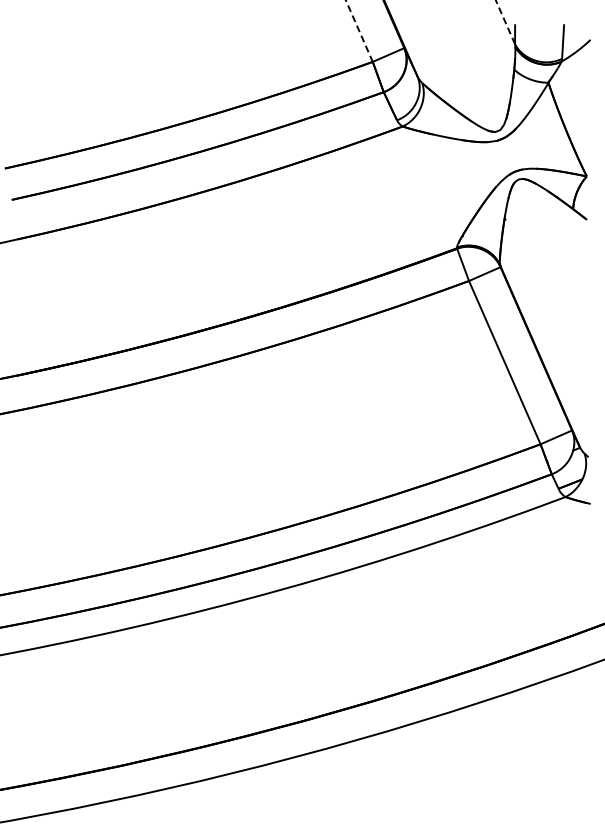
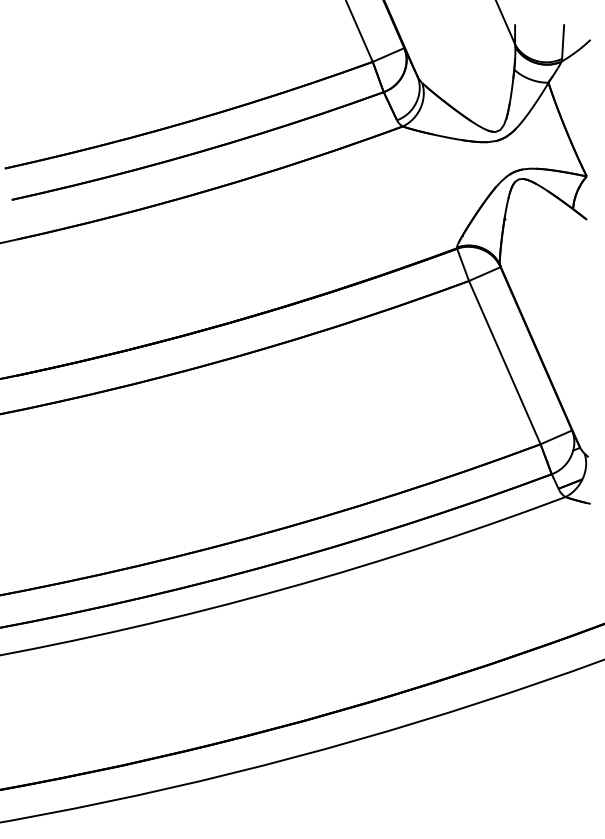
line: dashed -> solid (505, 22)
line: dashed -> solid (359, 31)
